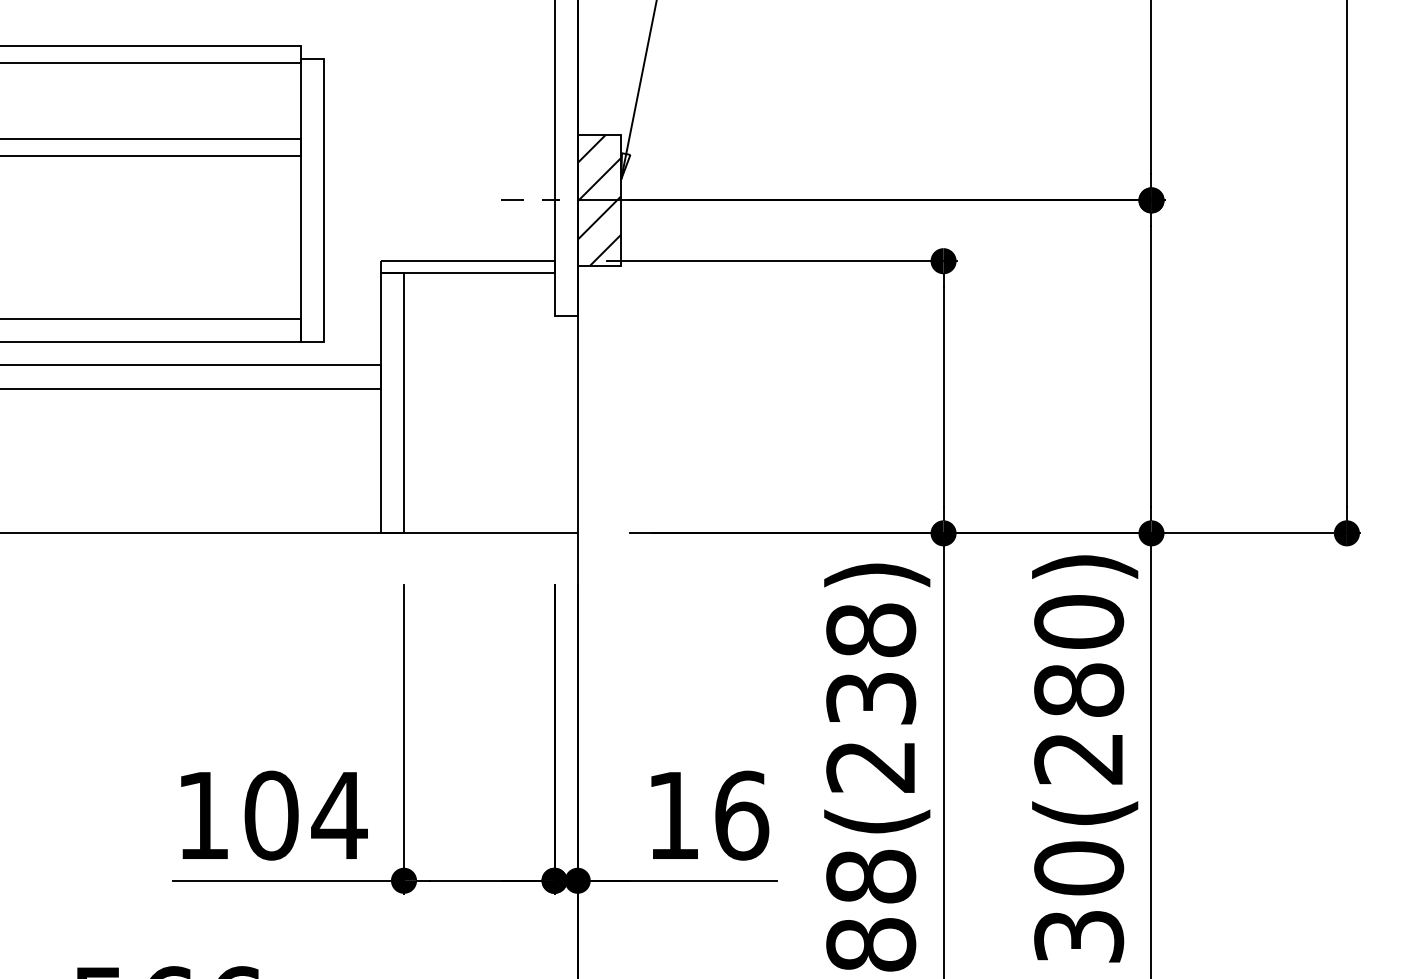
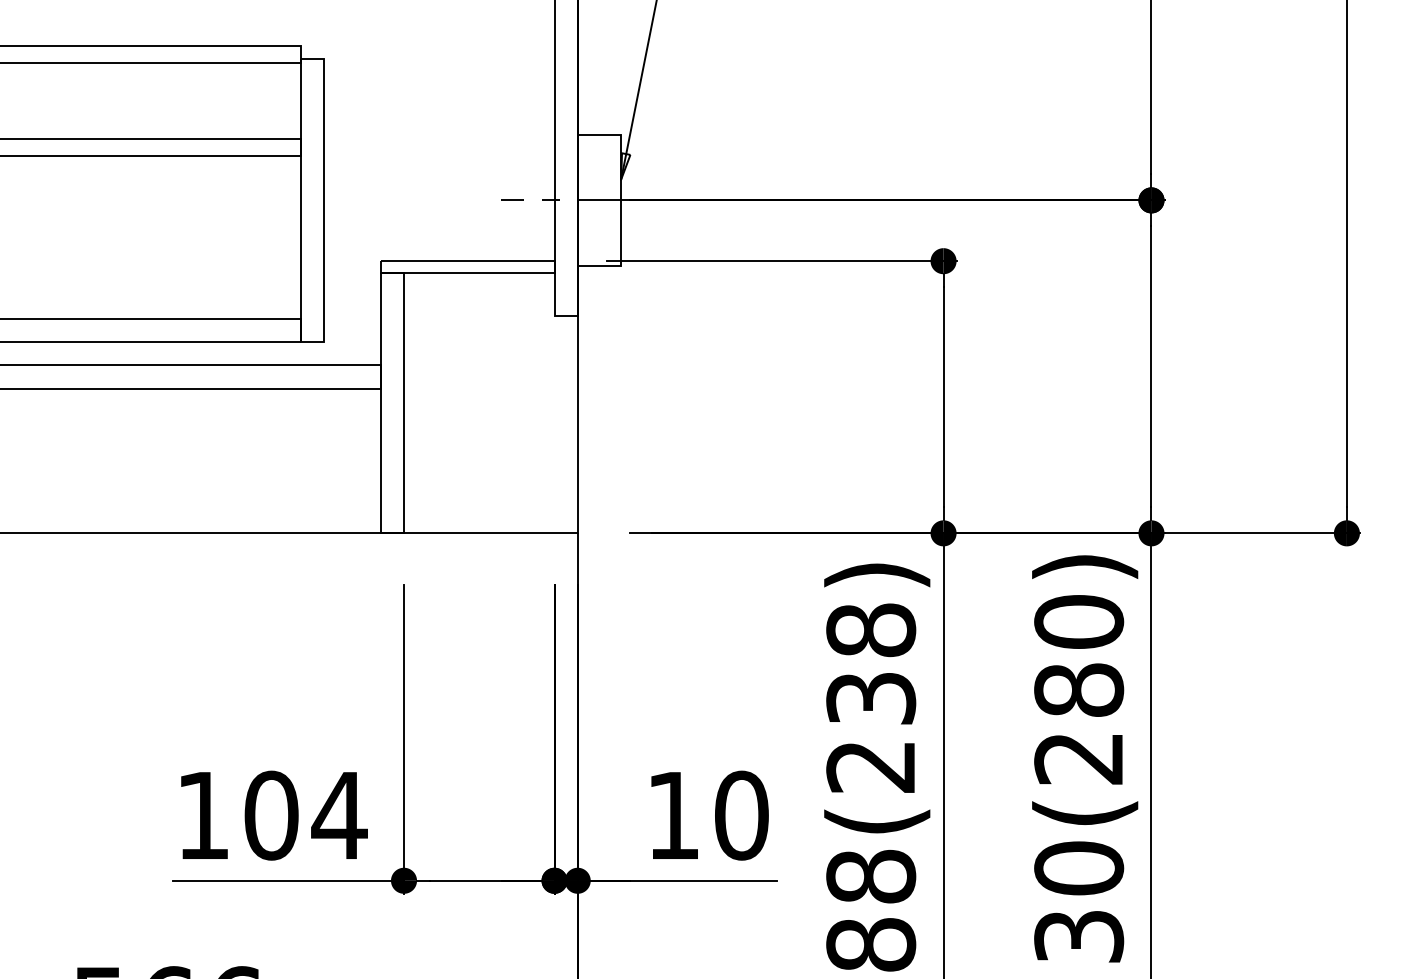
hatch: present -> none (599, 200)
text: 16 -> 10 (742, 815)
